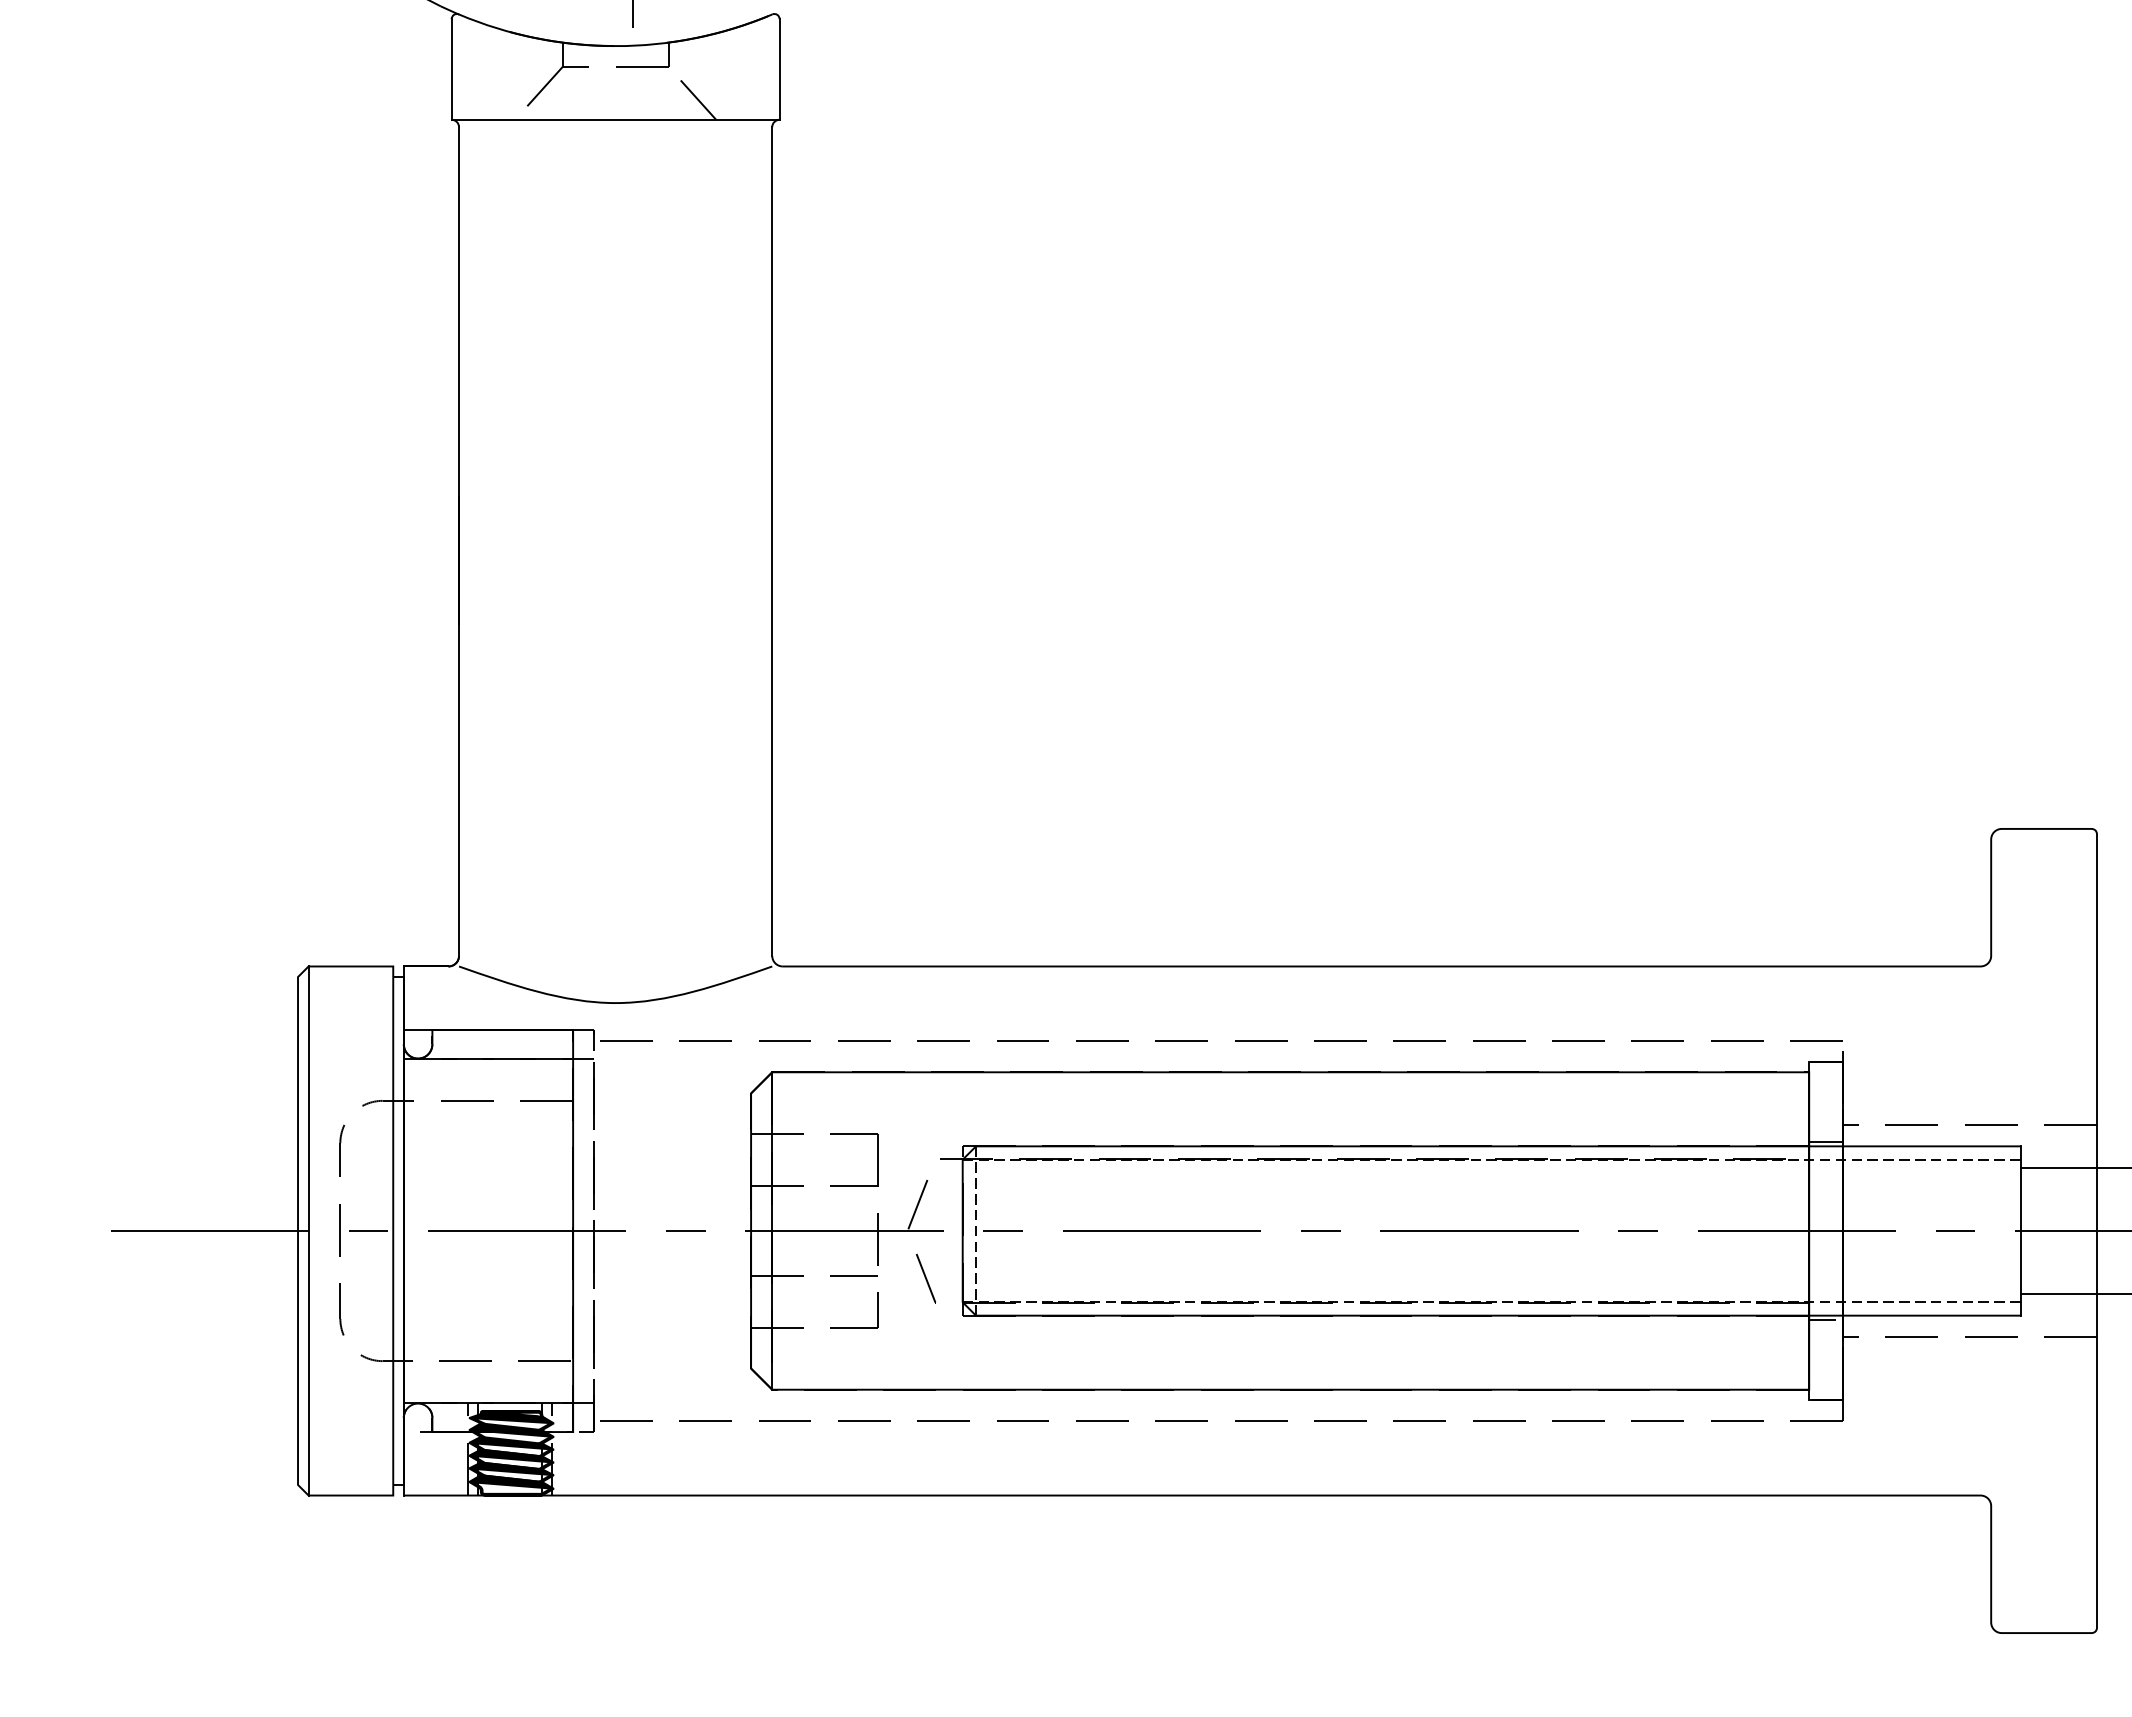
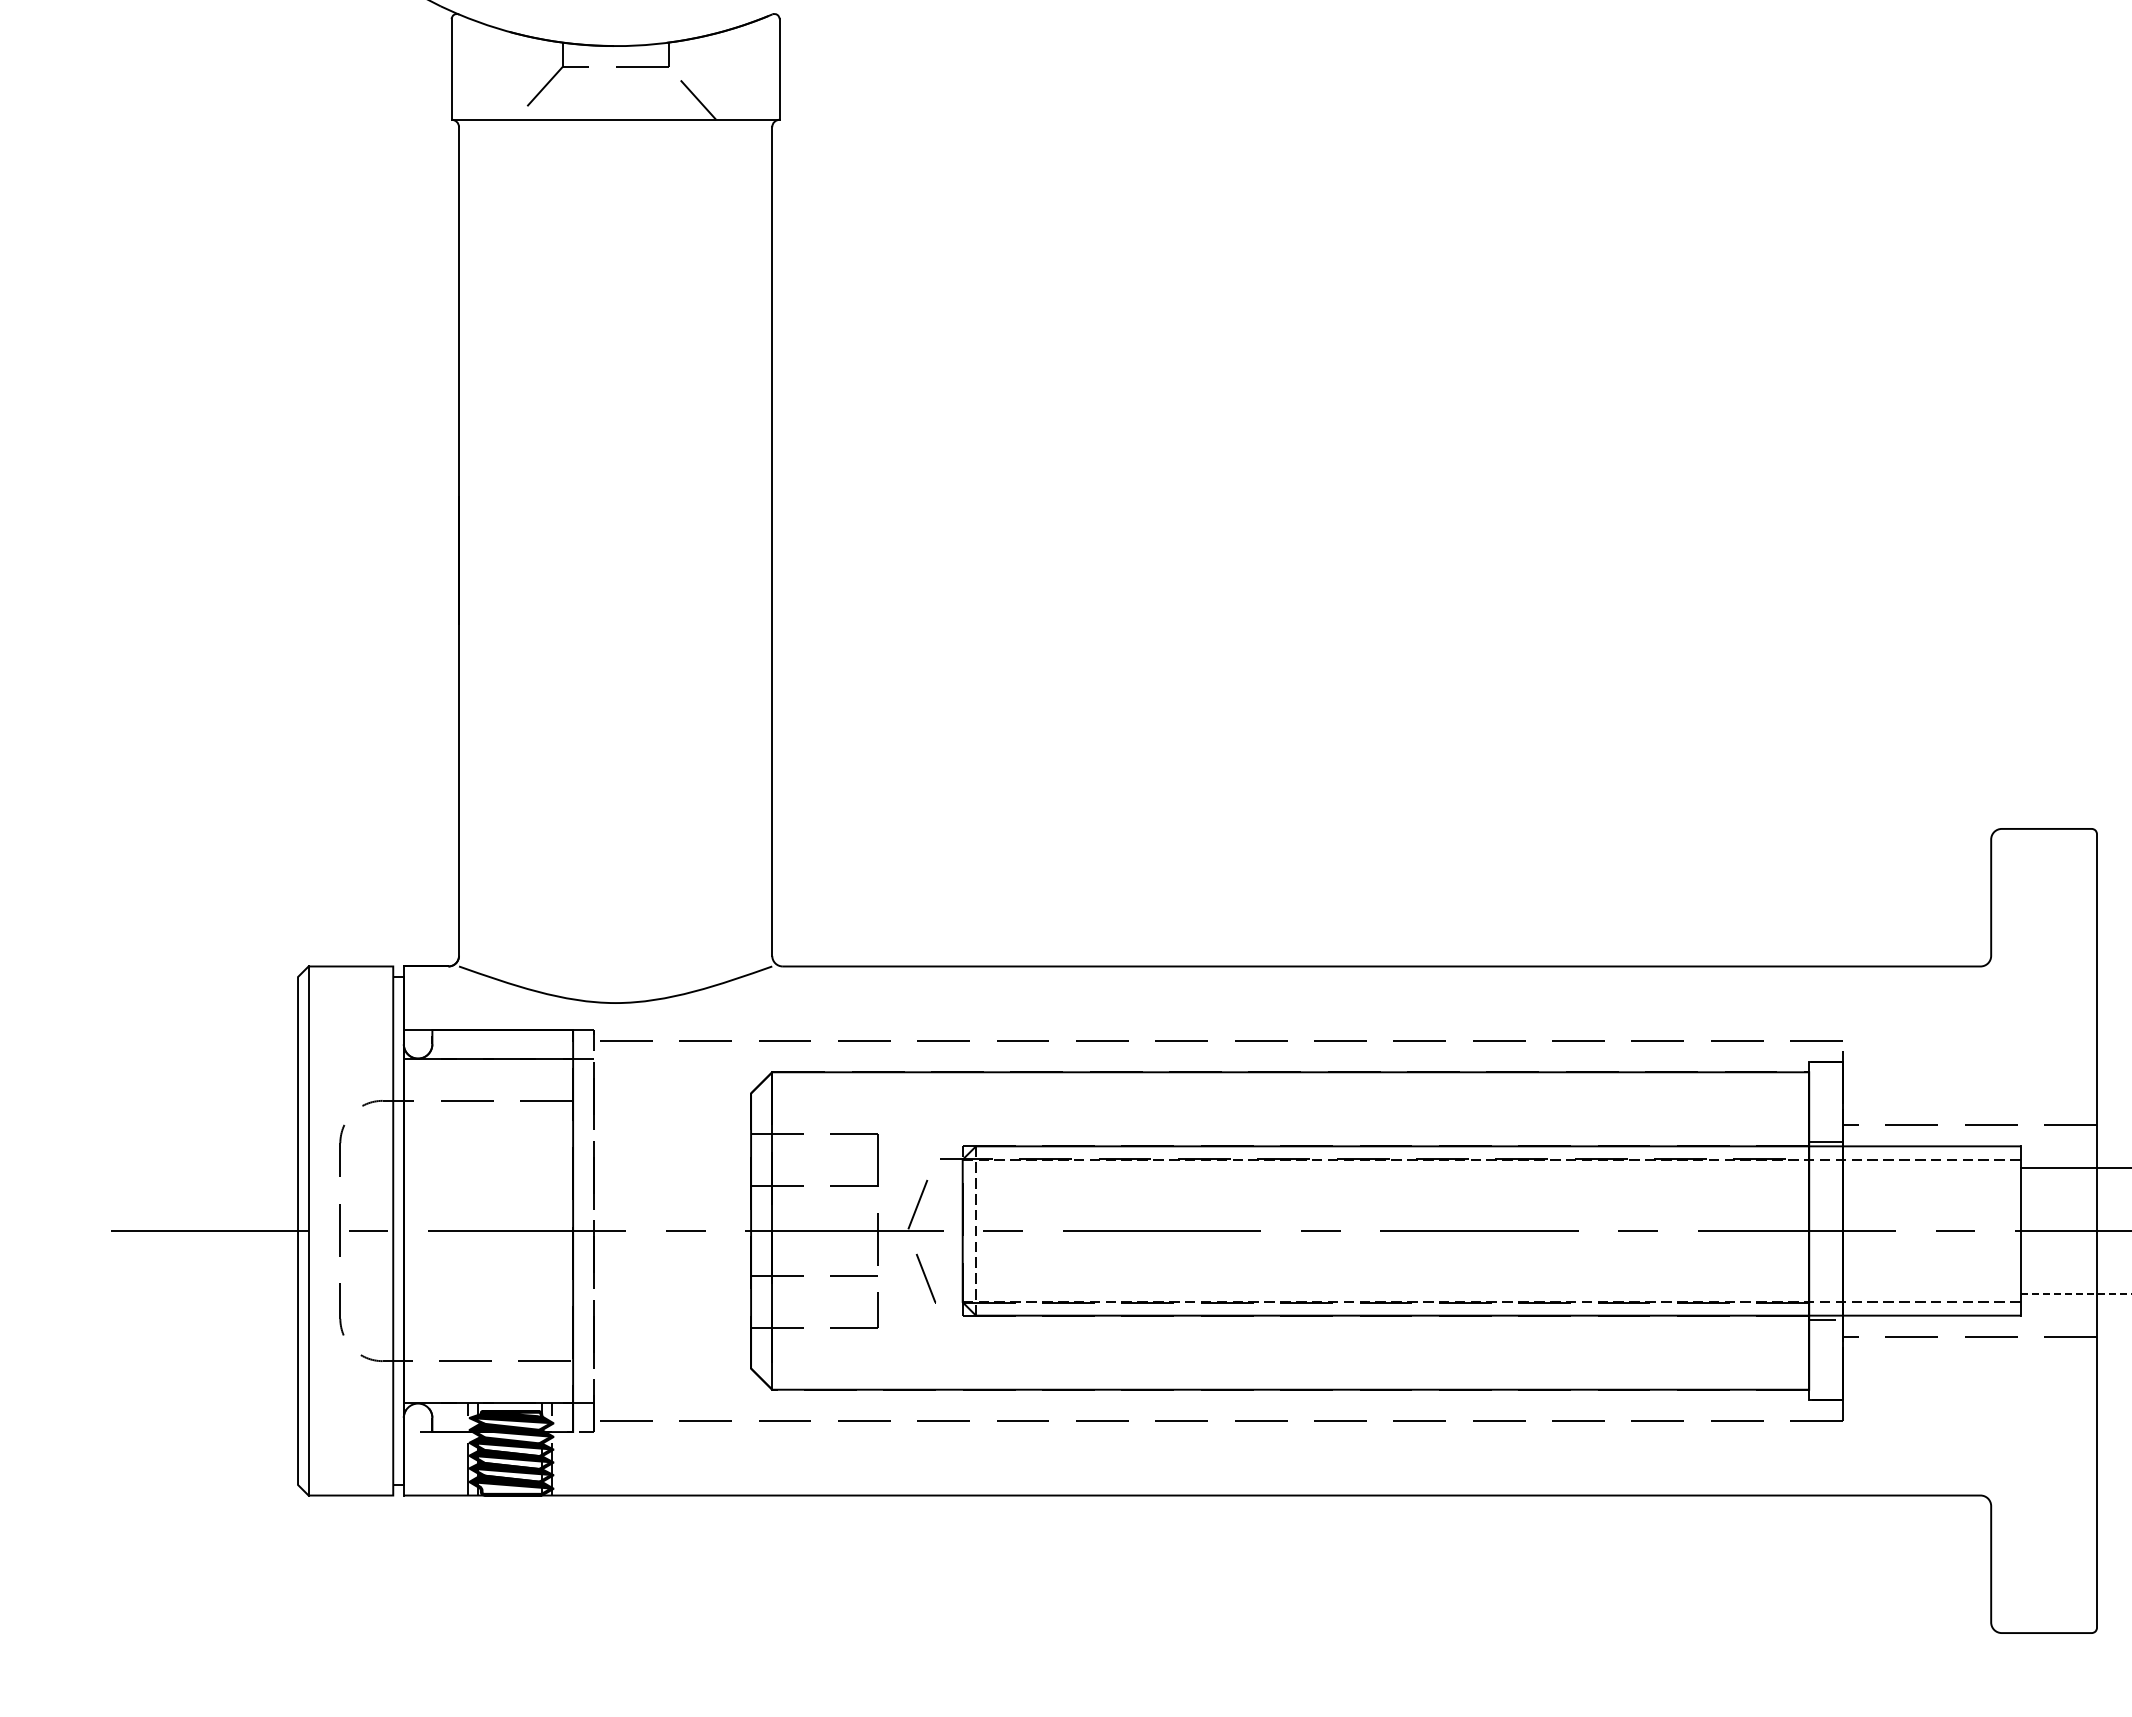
line: present -> none (632, 14)
line: solid -> dashed (2076, 1294)
